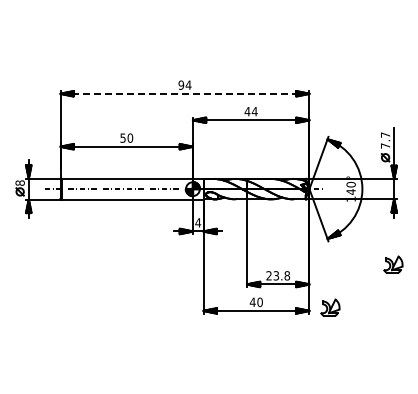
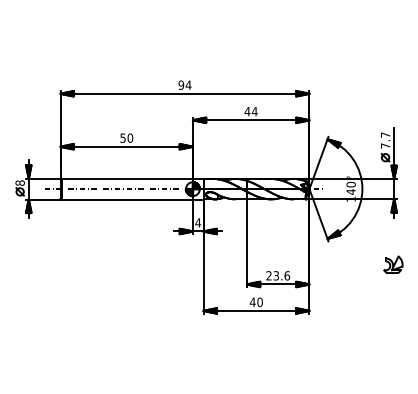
line: dashed -> solid (185, 93)
text: 23.8 -> 23.6 (286, 275)
part: present -> none (330, 307)
